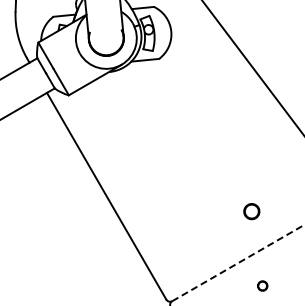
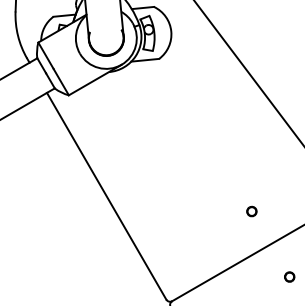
line position: (252, 67) -> (248, 72) (248, 72)
part size: 18x18 px -> 12x13 px (251, 211)
line: dashed -> solid (238, 262)
part position: (262, 285) -> (289, 276) (289, 276)
